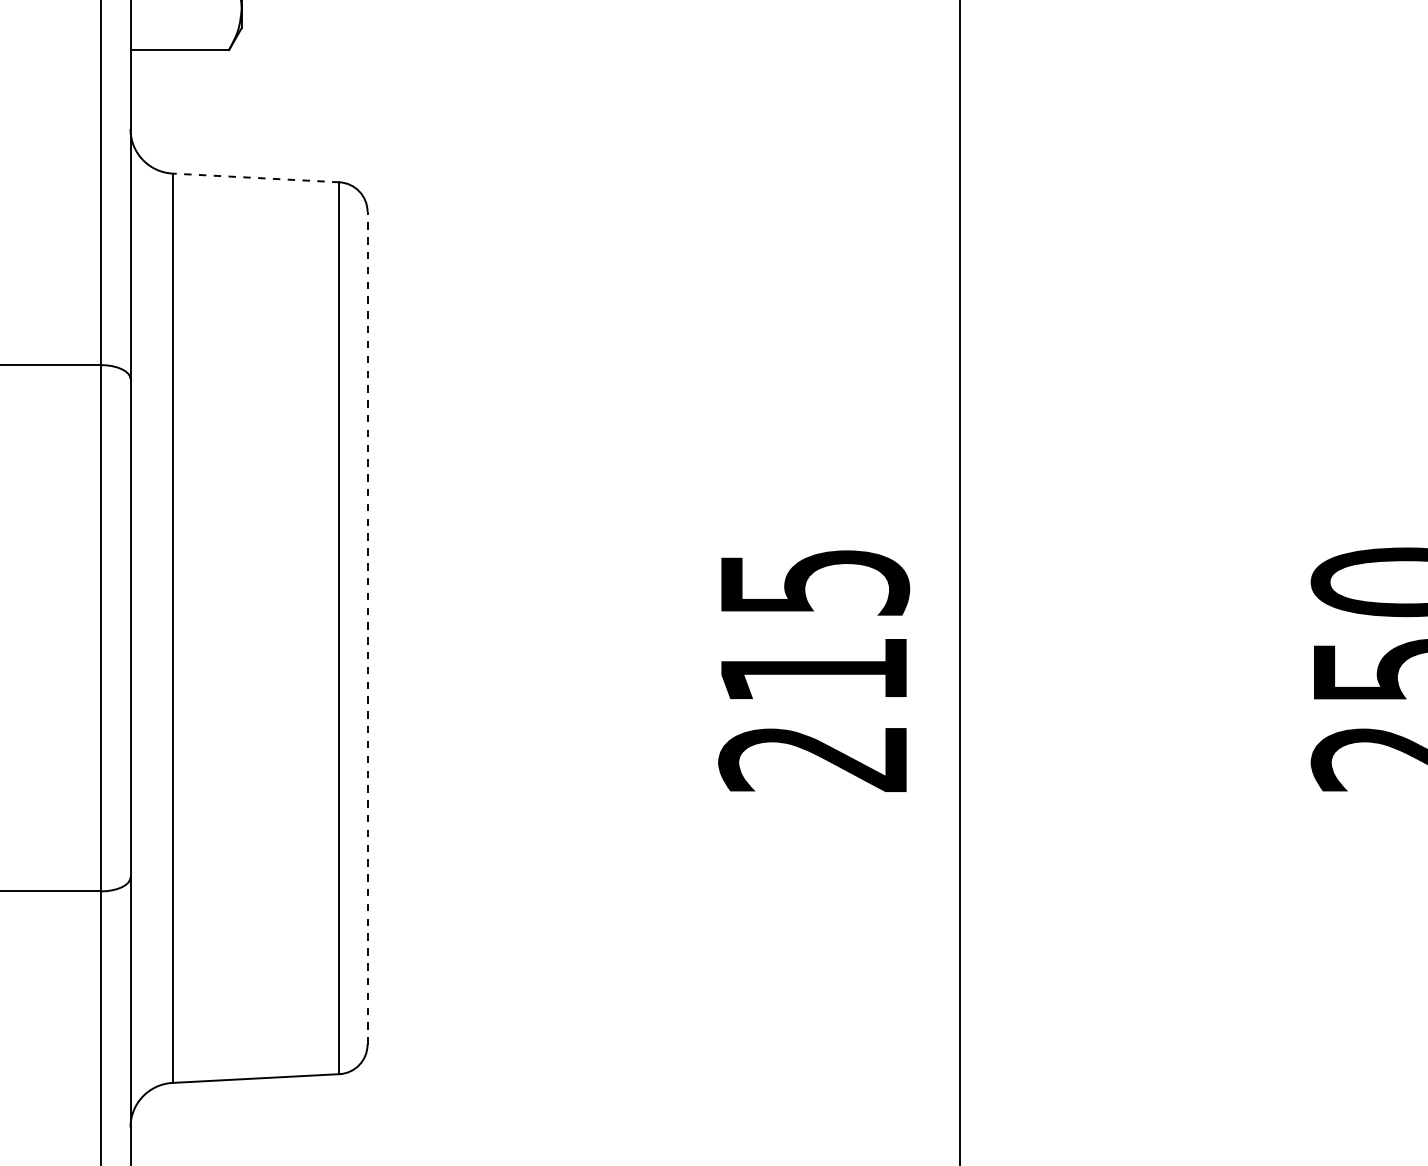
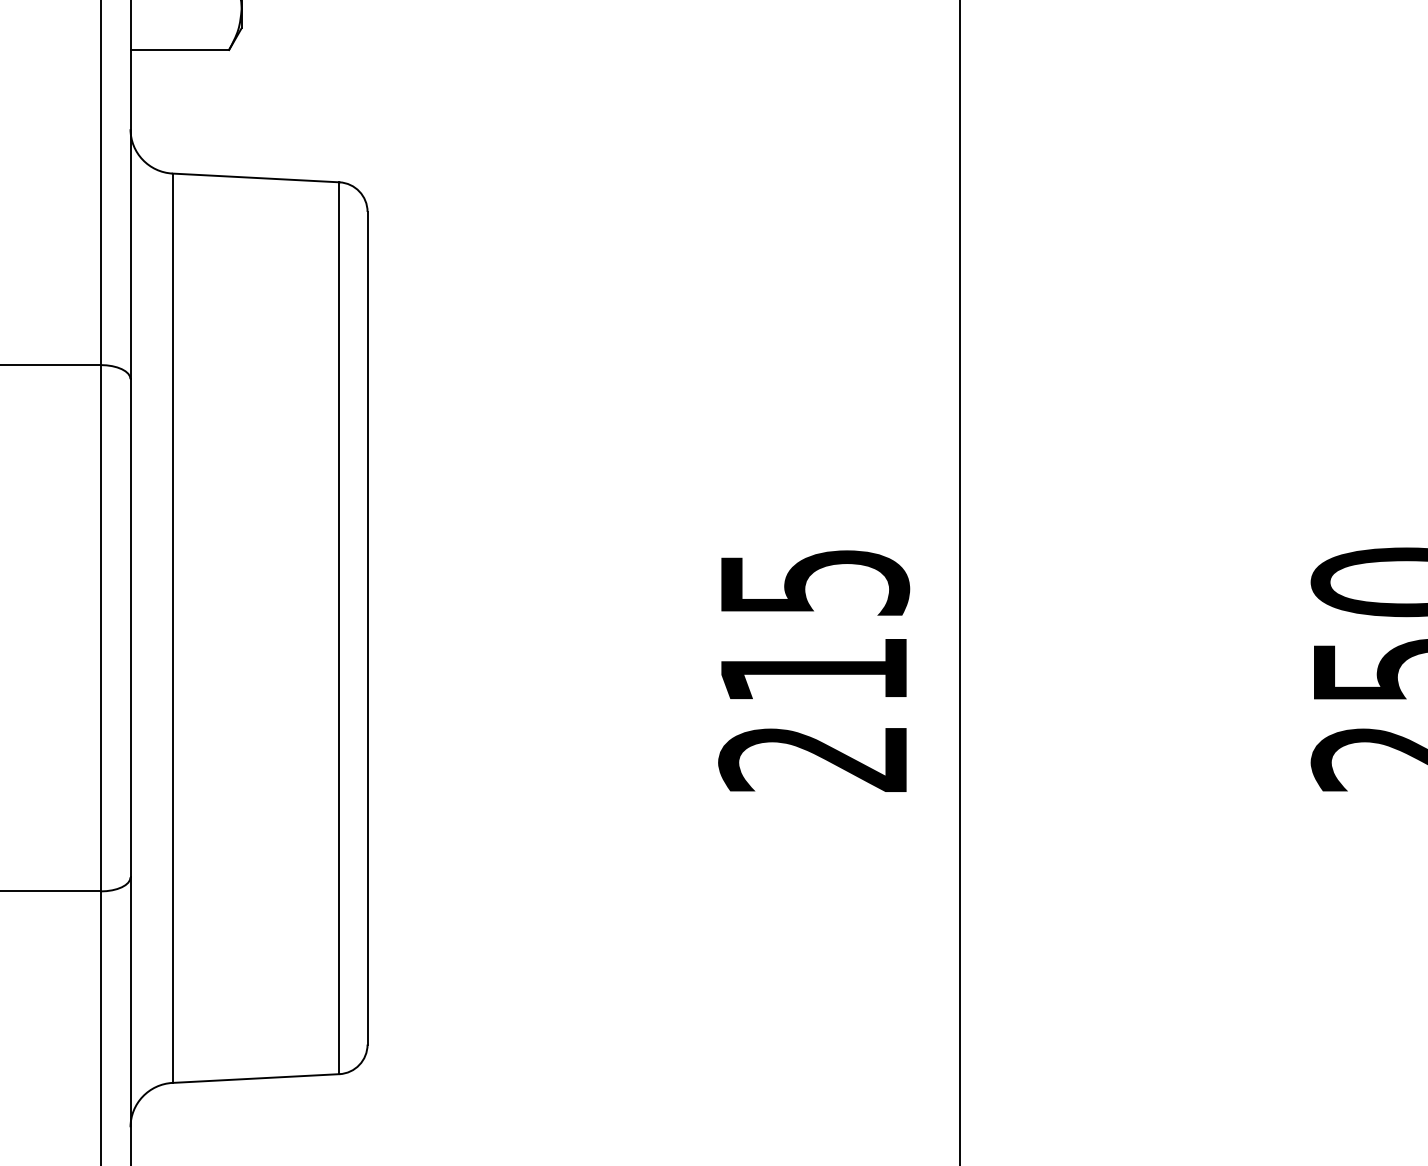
line: dashed -> solid (256, 177)
line: dashed -> solid (367, 627)
